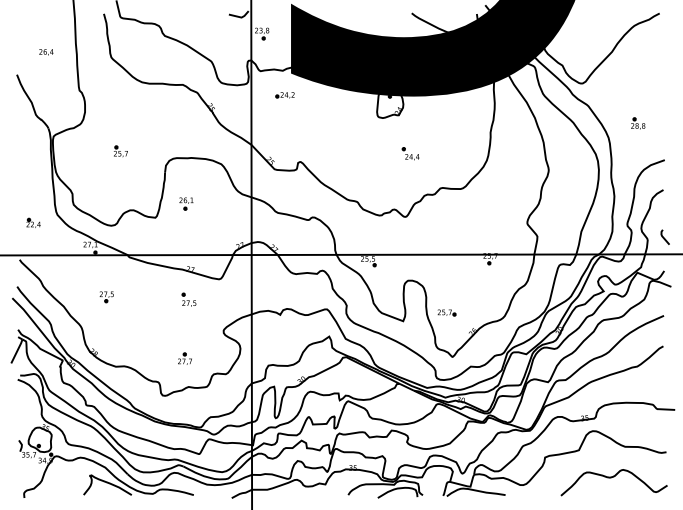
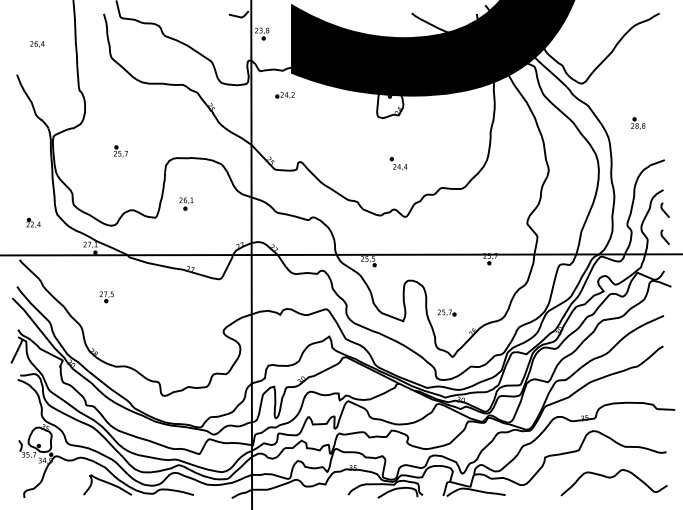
text position: (46, 52) -> (37, 44) (37, 44)
part position: (410, 153) -> (398, 163) (398, 163)
line: none -> present (663, 209)
part: present -> none (188, 299)
part: present -> none (184, 358)
